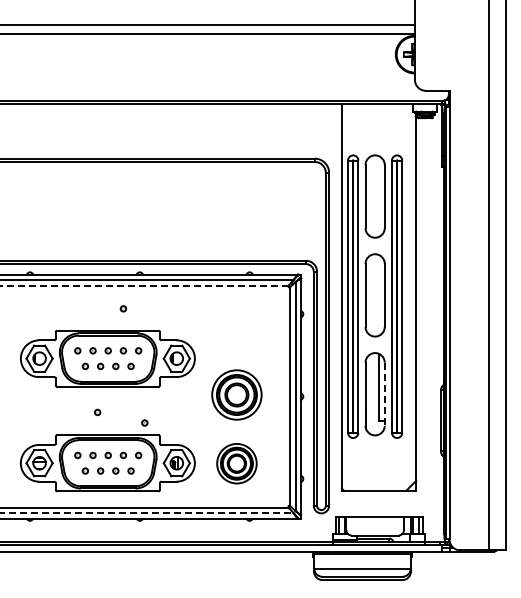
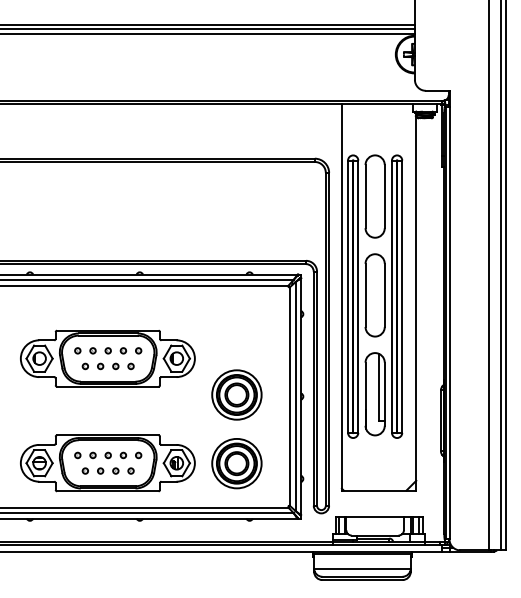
line: none -> present (208, 28)
line: none -> present (501, 276)
line: dashed -> solid (144, 285)
part: present -> none (122, 308)
line: dashed -> solid (384, 394)
part: present -> none (97, 412)
part: present -> none (144, 422)
part size: 42x42 px -> 52x52 px (236, 463)
line: dashed -> solid (147, 513)
